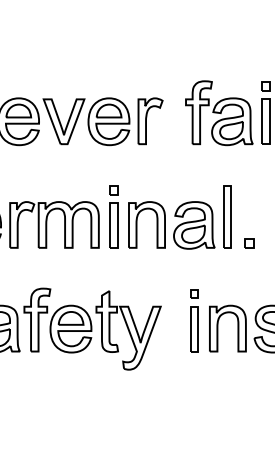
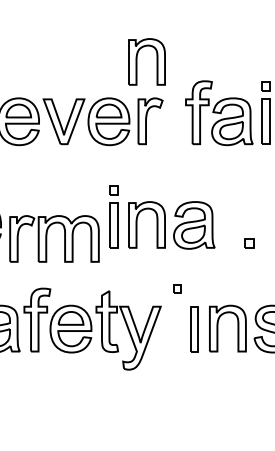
part: none -> present (137, 61)
part: present -> none (227, 216)
part position: (47, 224) -> (47, 238) (47, 238)
part position: (194, 293) -> (177, 288) (177, 288)
